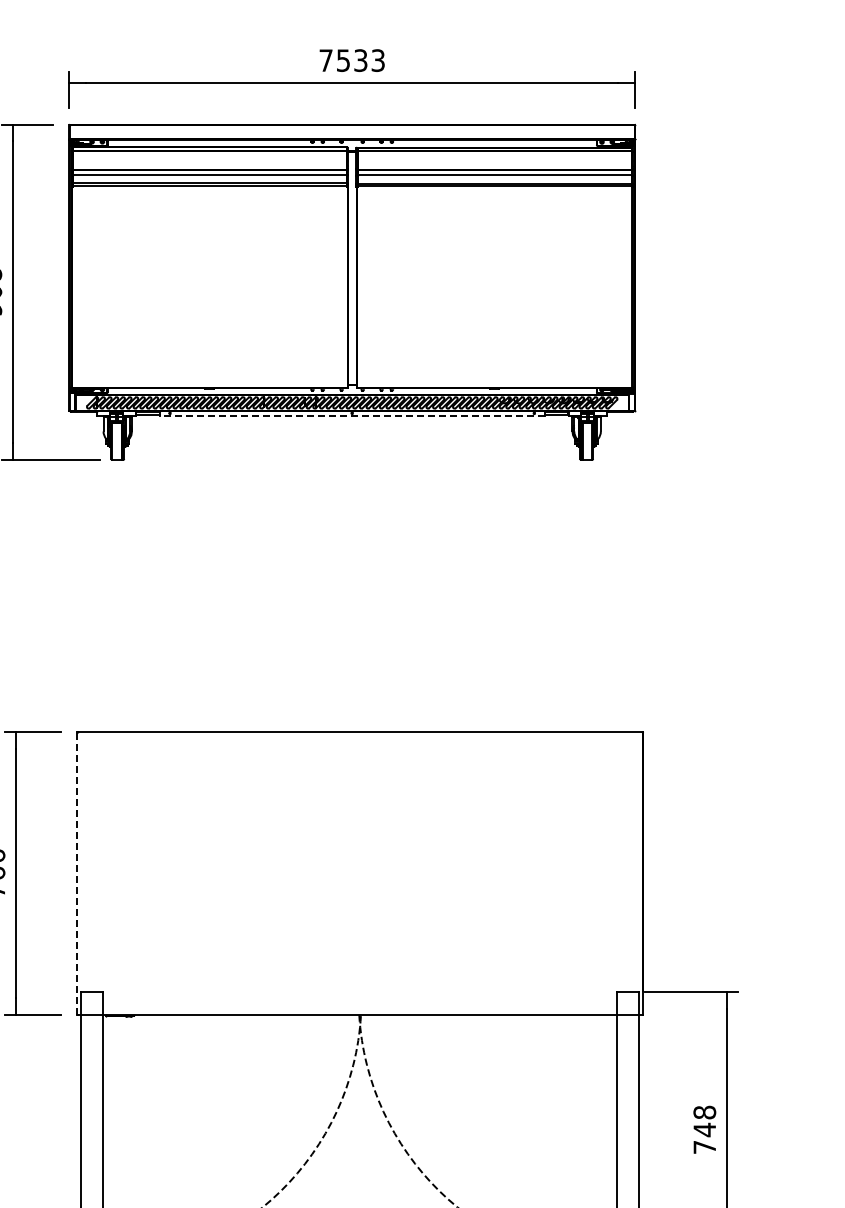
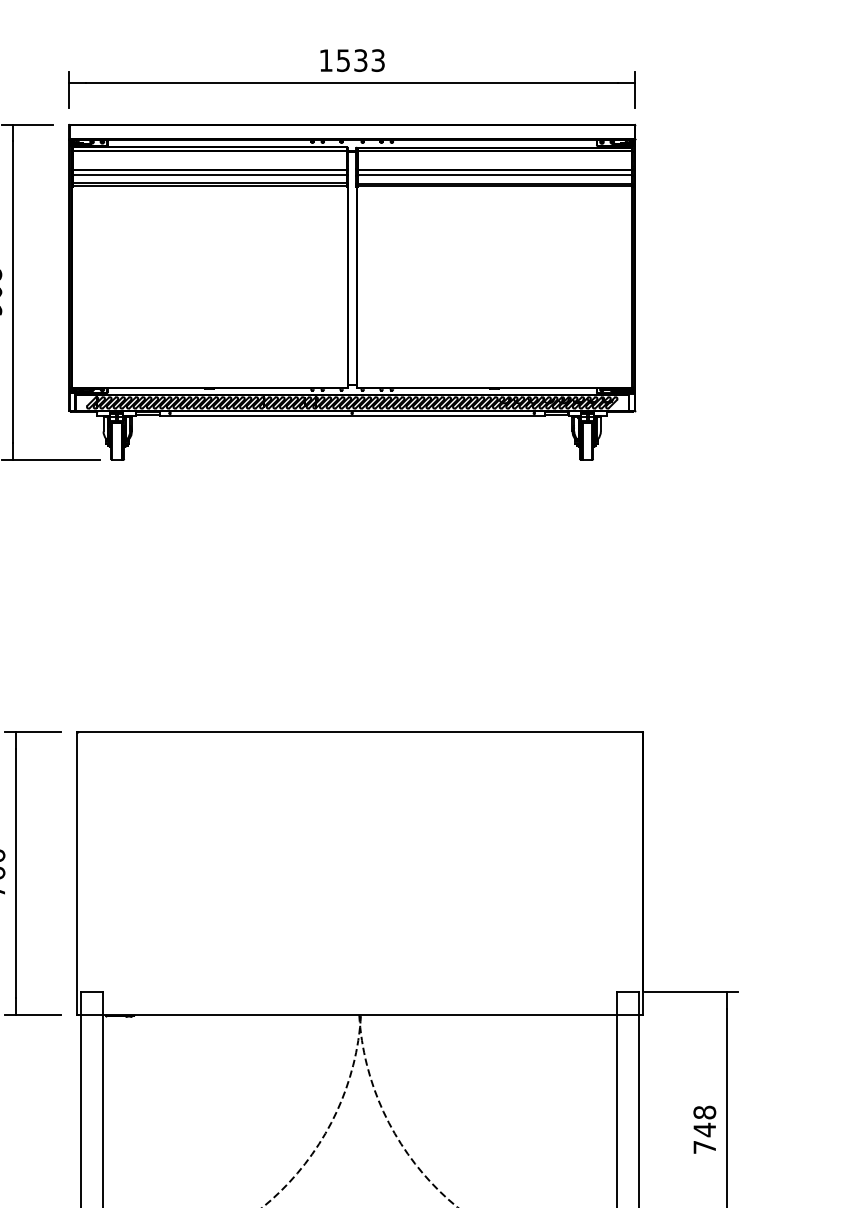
text: 7533 -> 1533 (325, 60)
line: dashed -> solid (351, 416)
line: dashed -> solid (77, 873)
